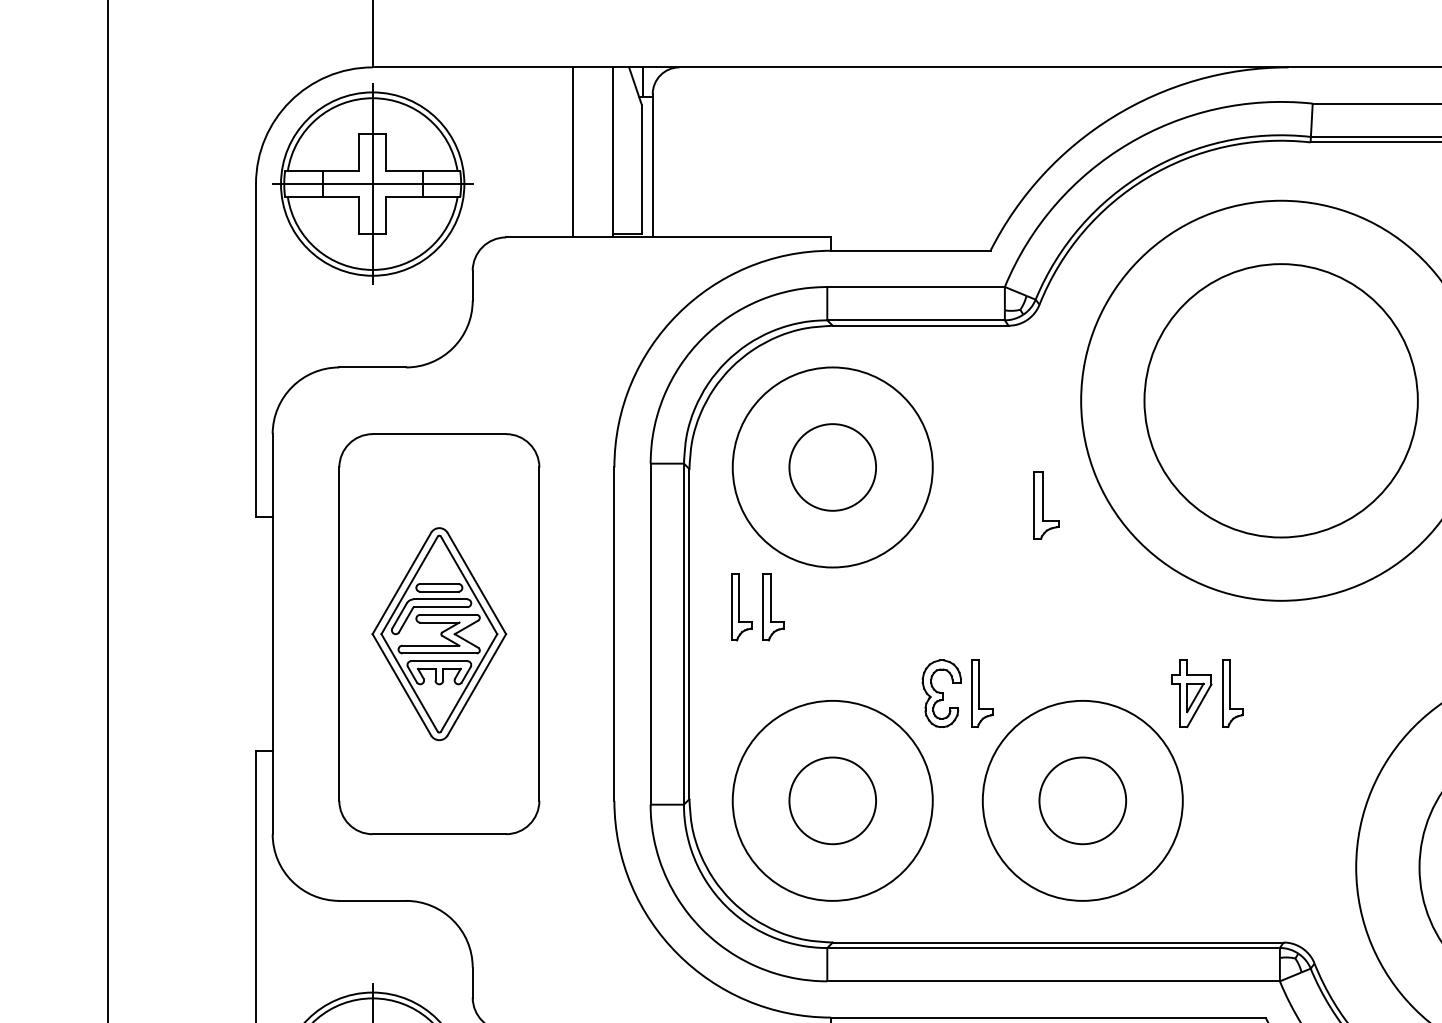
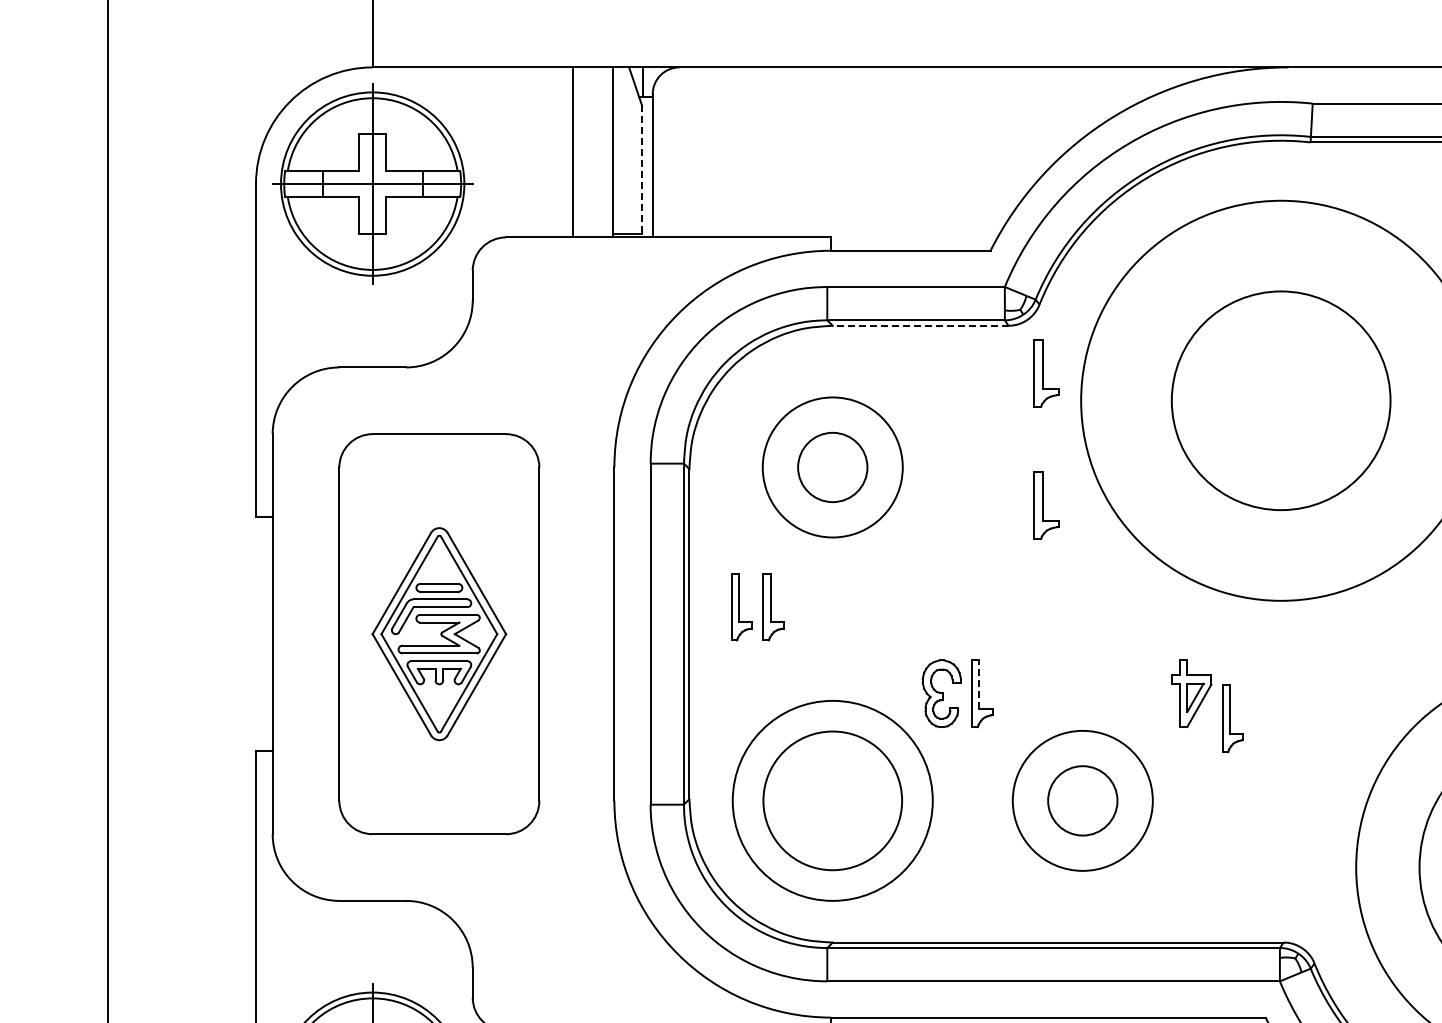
line: solid -> dashed (641, 169)
line: solid -> dashed (920, 325)
part: none -> present (1046, 373)
circle diameter: 273 px -> 219 px (1280, 400)
circle diameter: 200 px -> 140 px (832, 467)
circle diameter: 87 px -> 69 px (832, 467)
line: solid -> dashed (979, 684)
part position: (1232, 693) -> (1232, 718) (1232, 718)
circle diameter: 87 px -> 139 px (832, 800)
circle diameter: 200 px -> 140 px (1082, 800)
circle diameter: 87 px -> 69 px (1082, 800)
